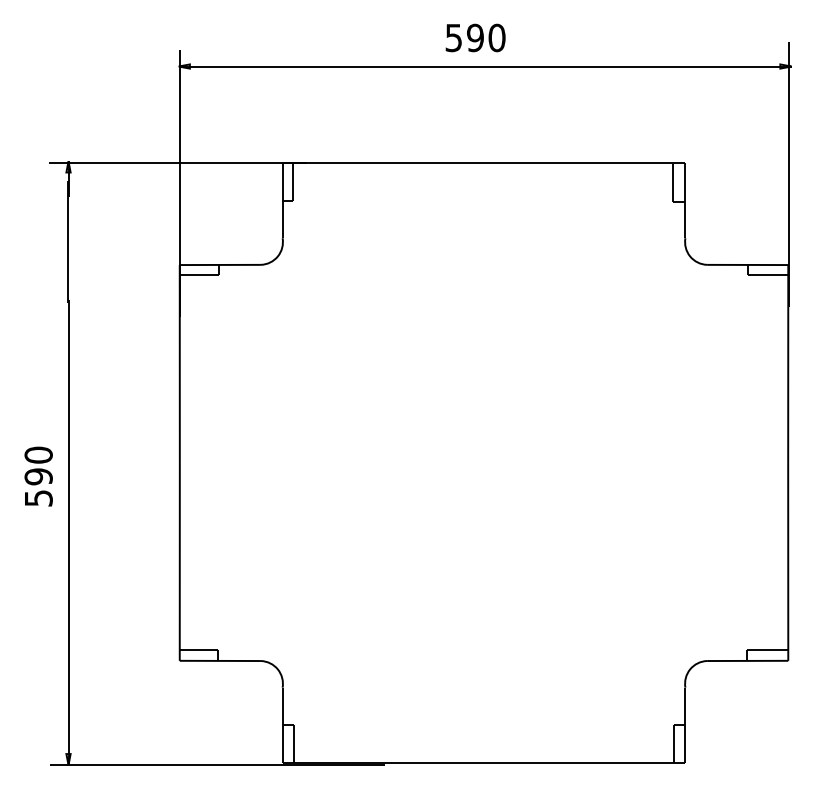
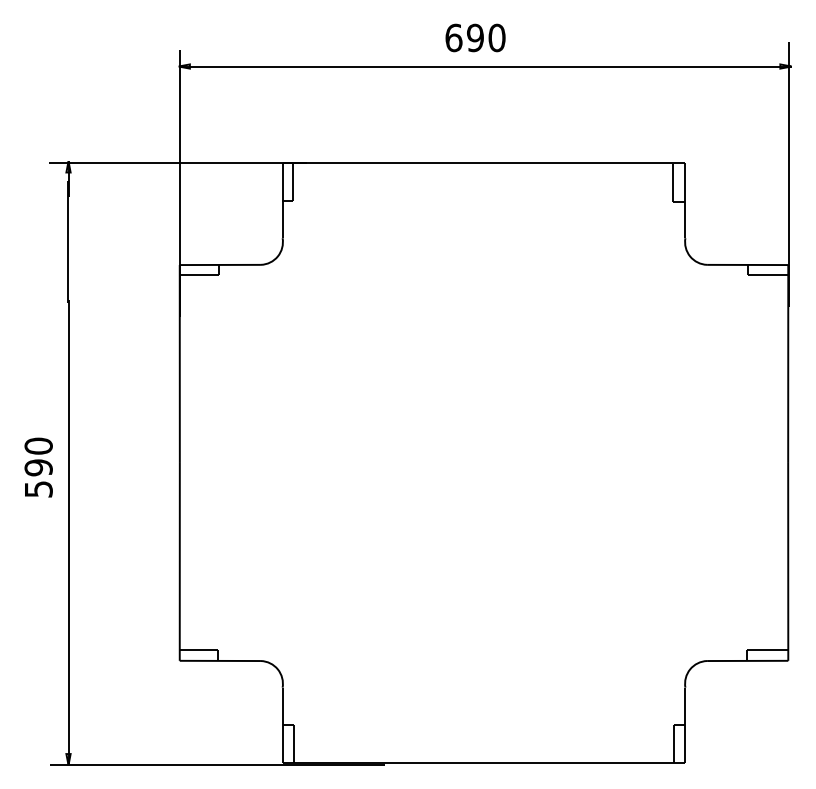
text: 590 -> 690 (453, 37)
text position: (38, 476) -> (38, 467) (38, 467)
